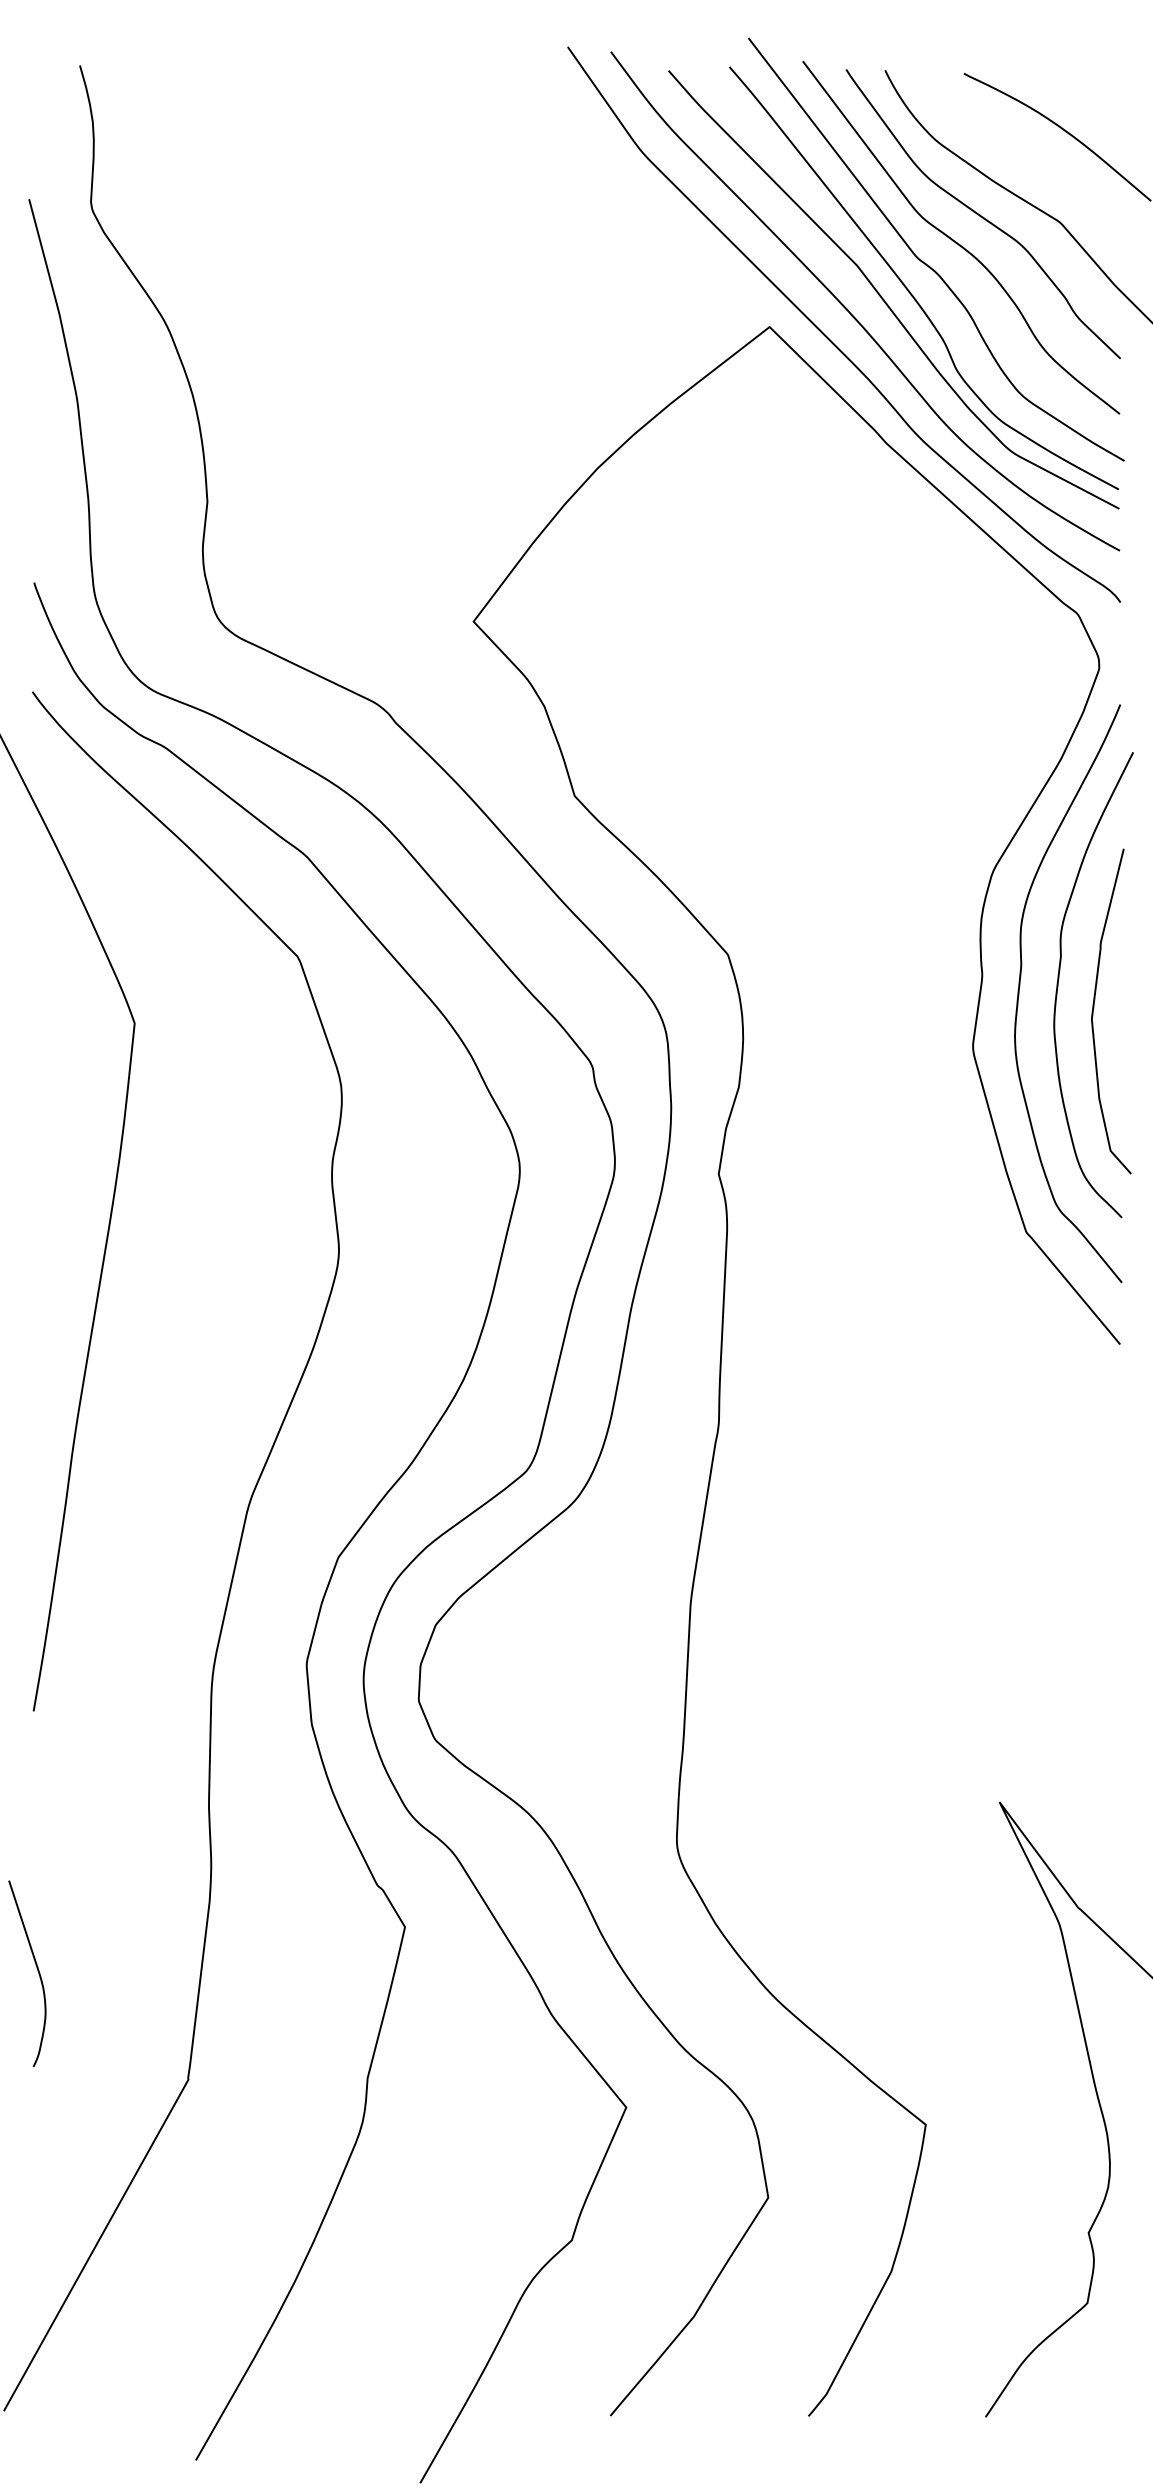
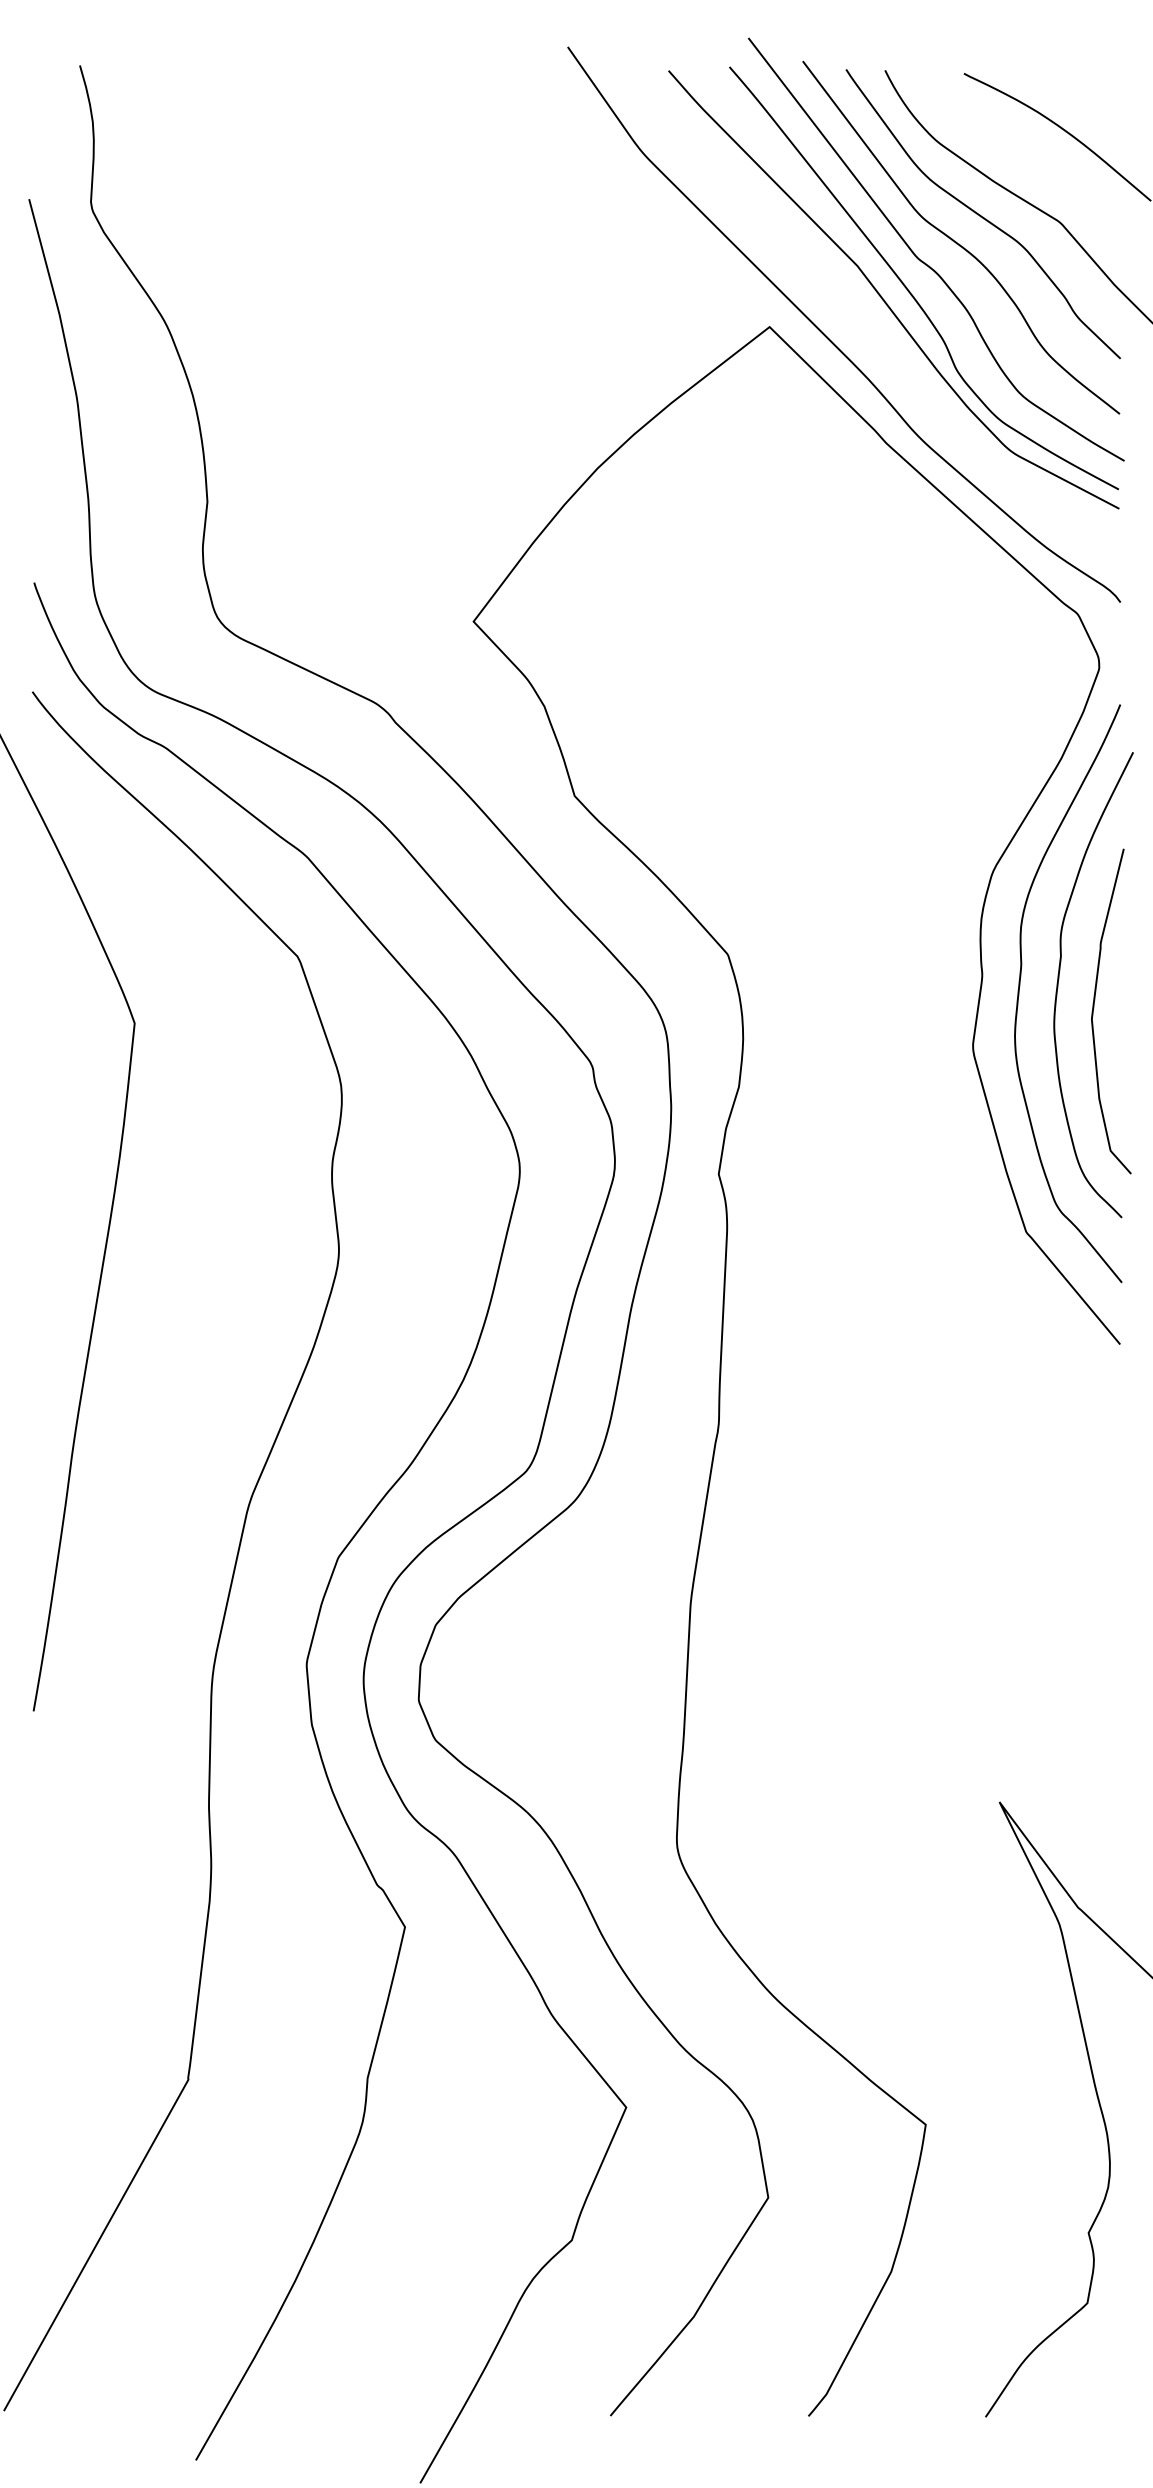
curve: present -> none (849, 310)
curve: present -> none (37, 1971)
